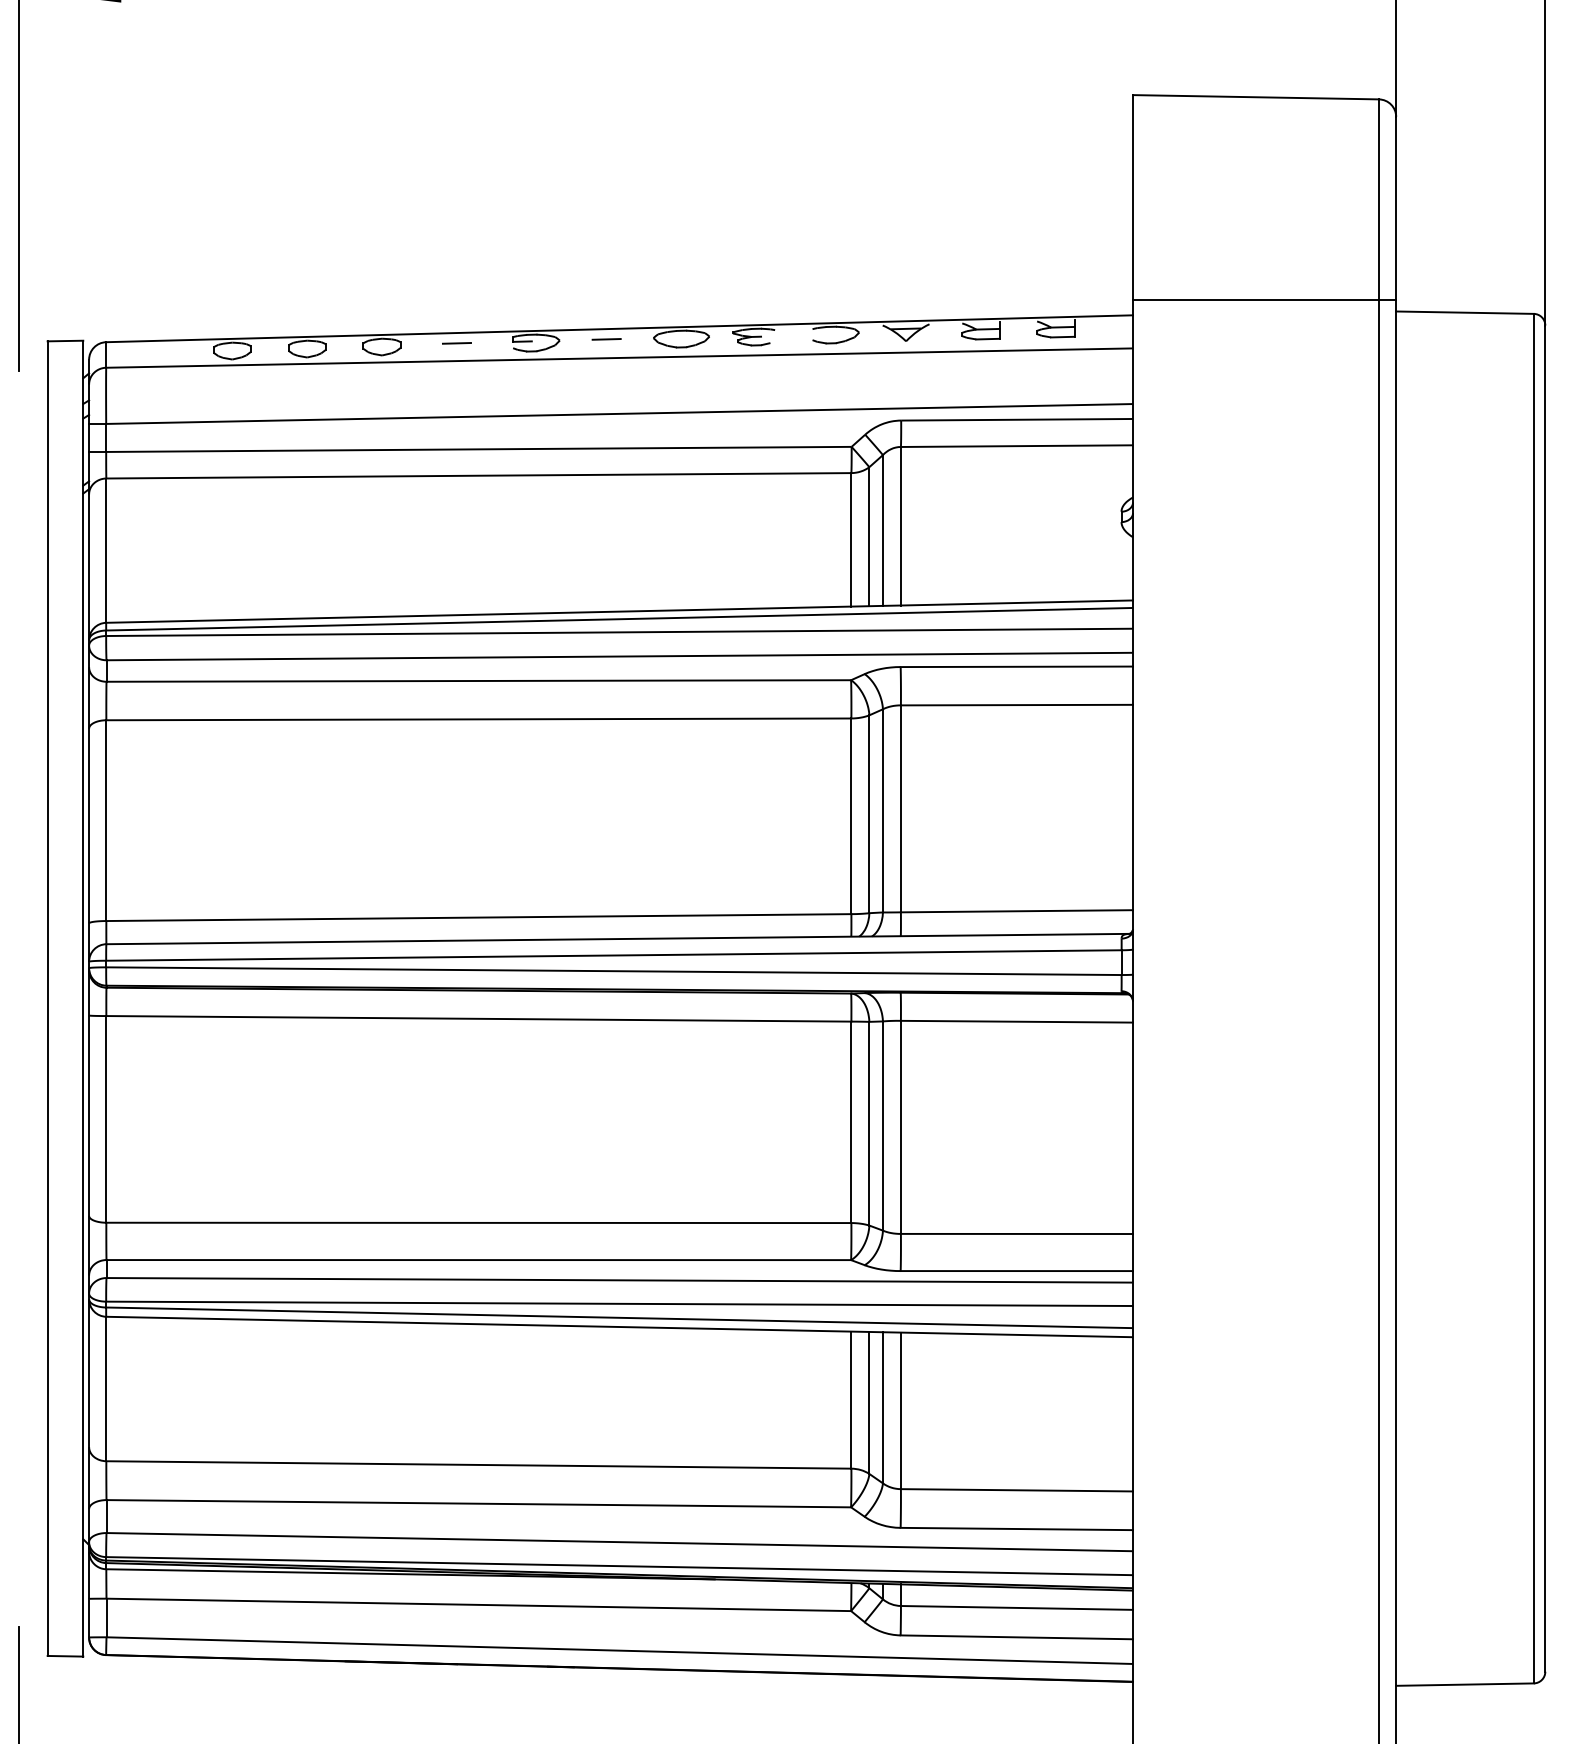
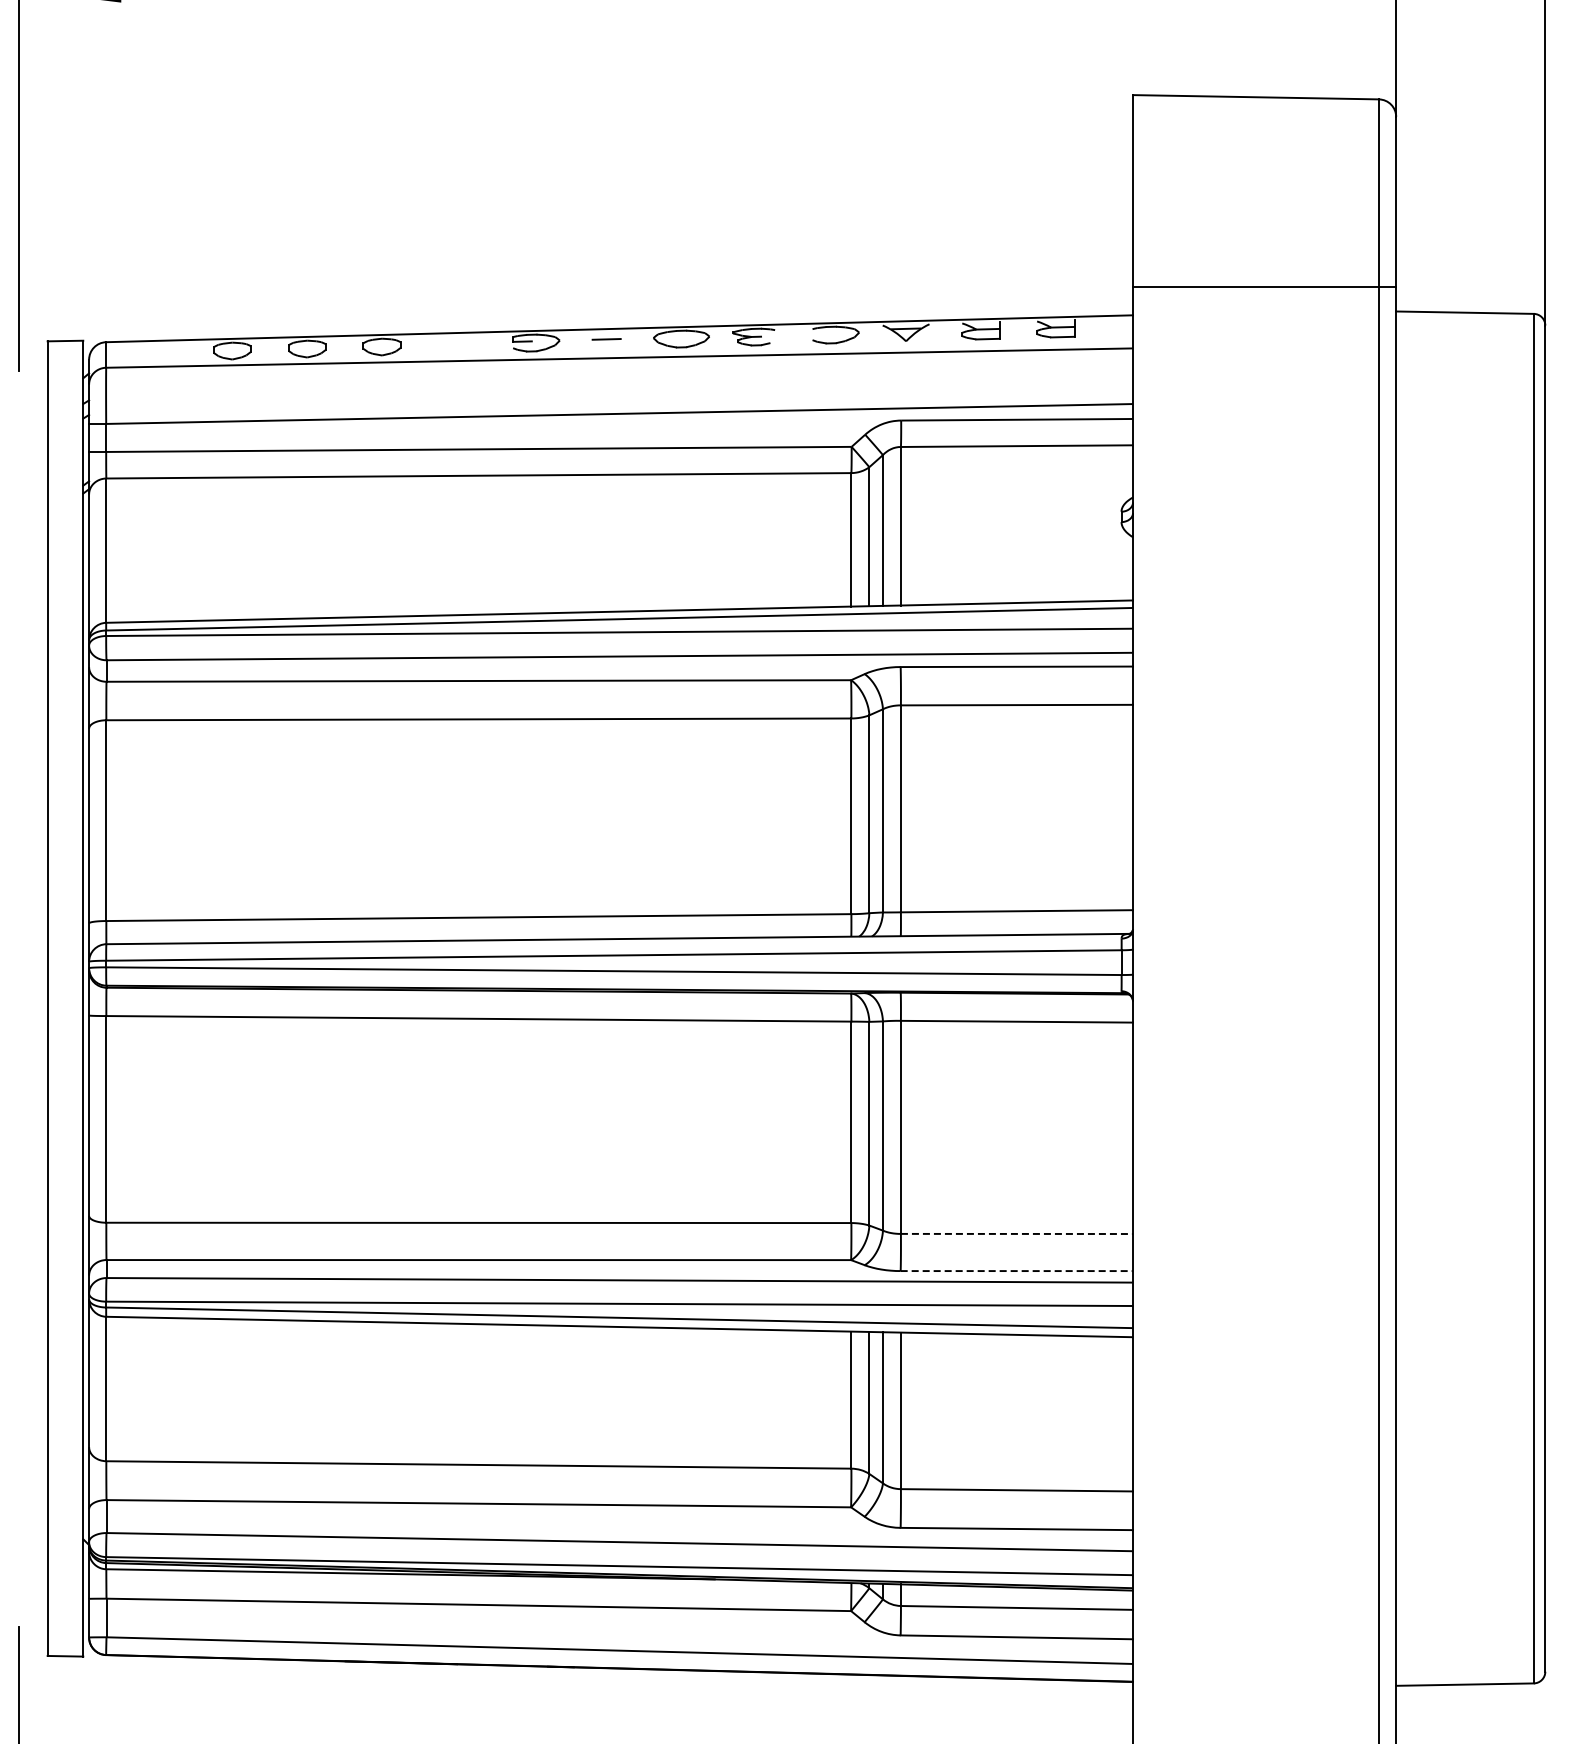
line position: (1264, 299) -> (1264, 286) (1264, 286)
line: present -> none (456, 343)
line: solid -> dashed (1017, 1233)
line: solid -> dashed (1017, 1271)
